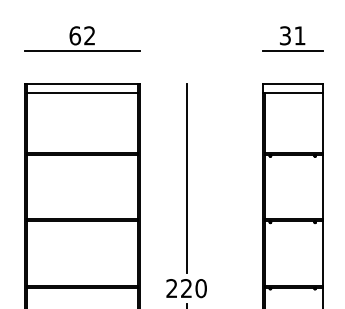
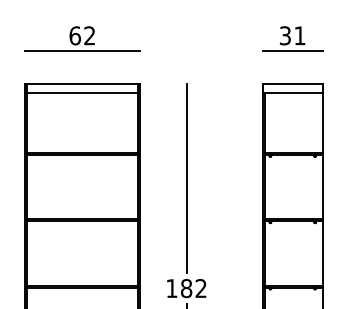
text: 220 -> 182 (186, 288)
